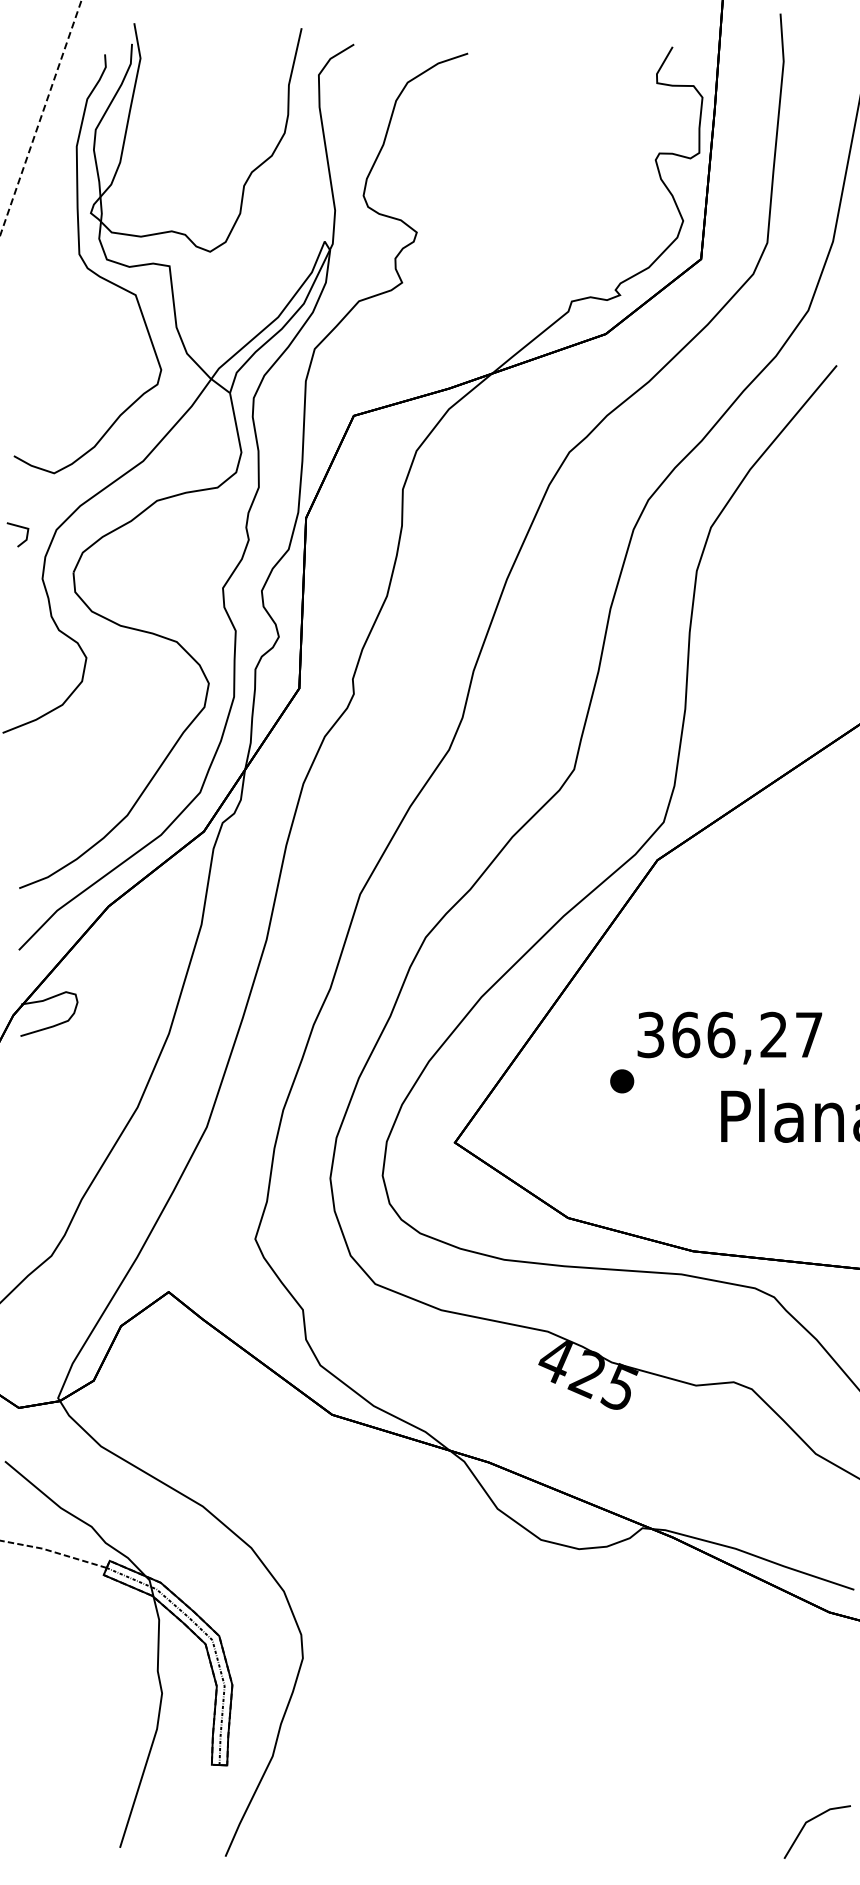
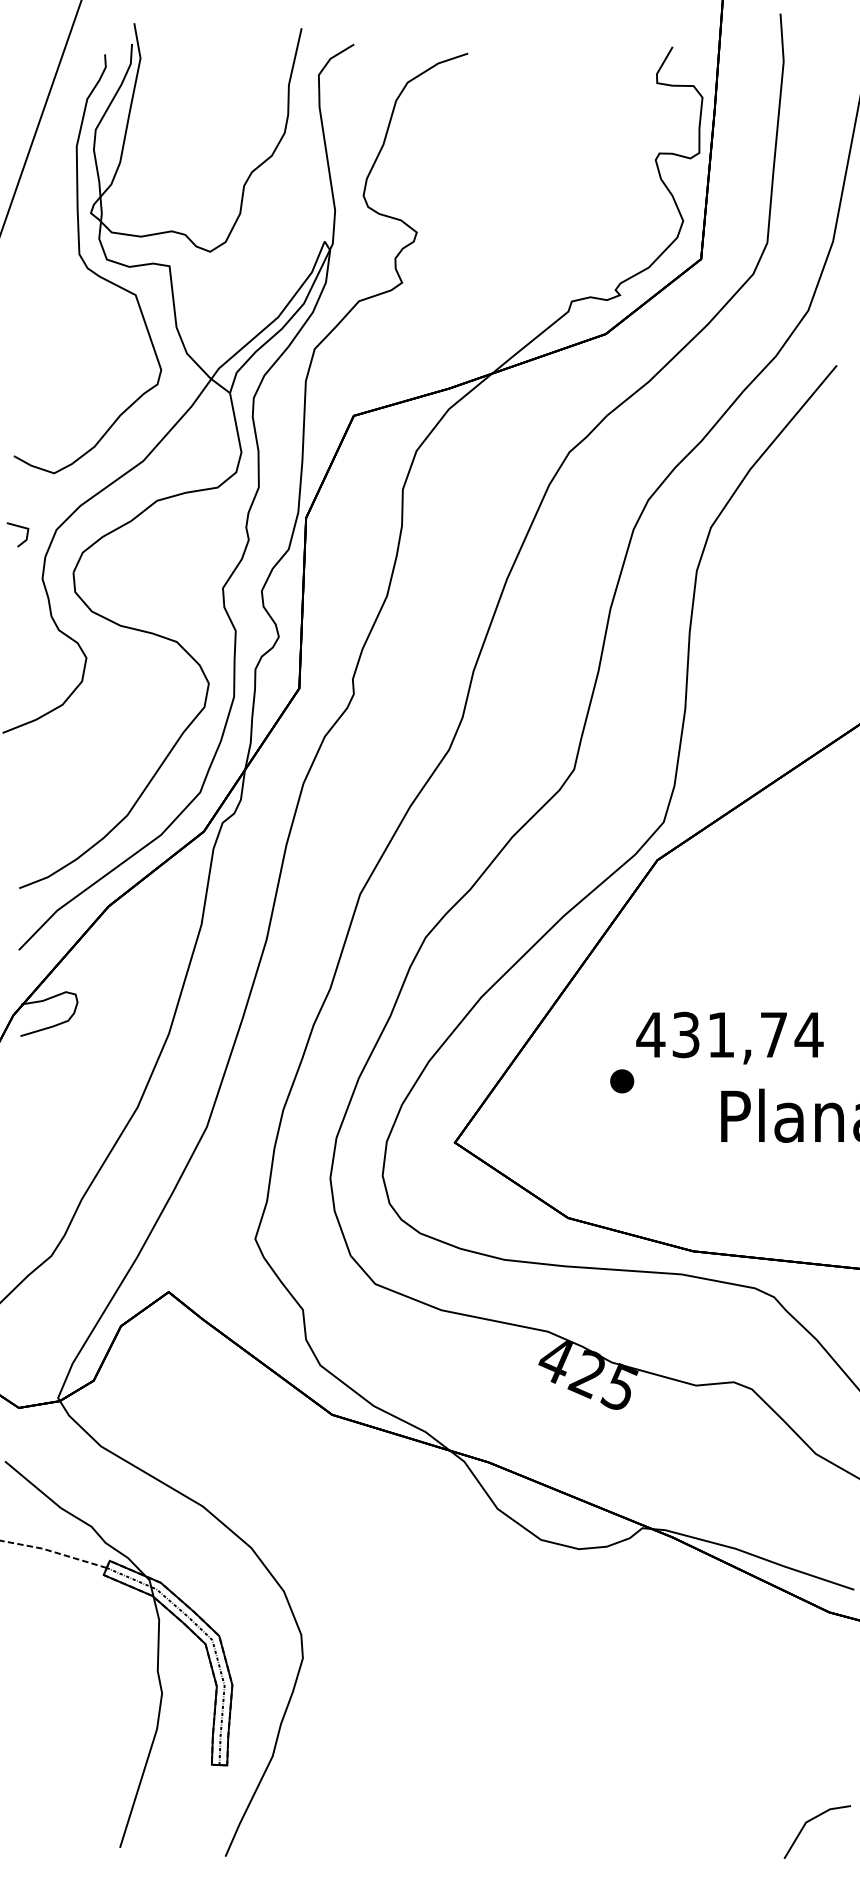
line: dashed -> solid (40, 118)
text: 366,27 -> 431,74 (729, 1034)
